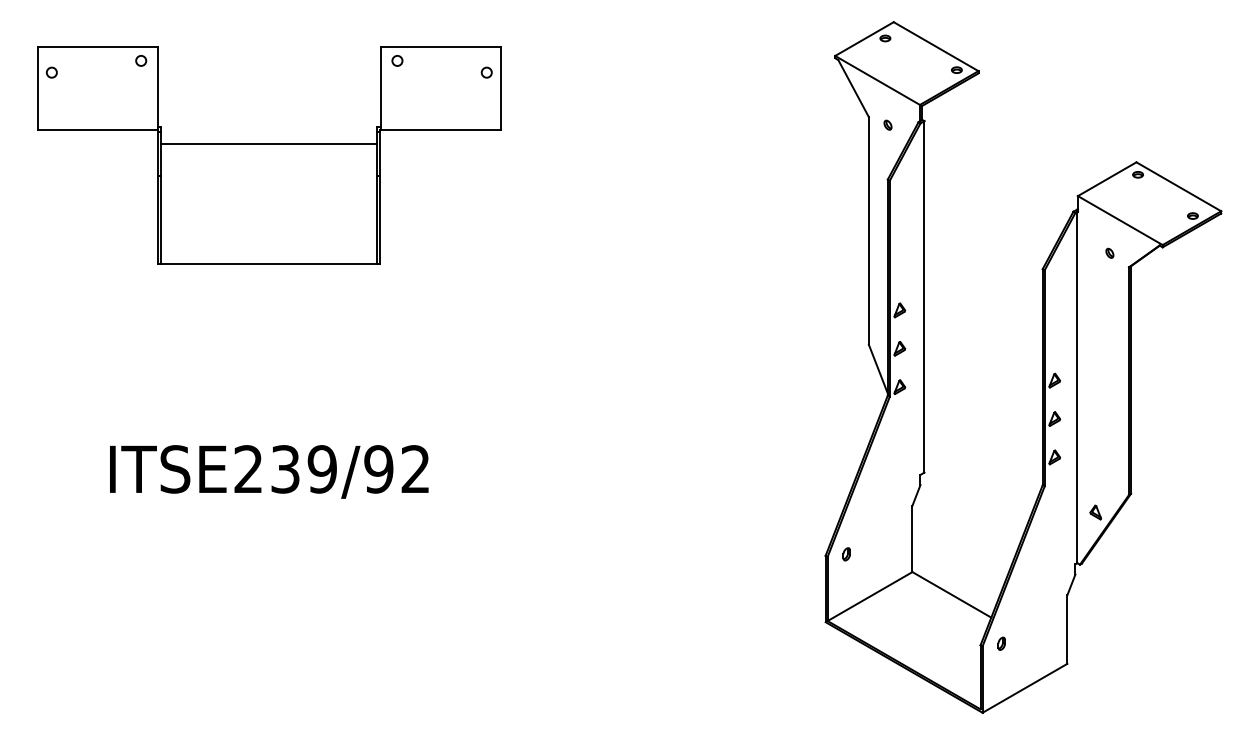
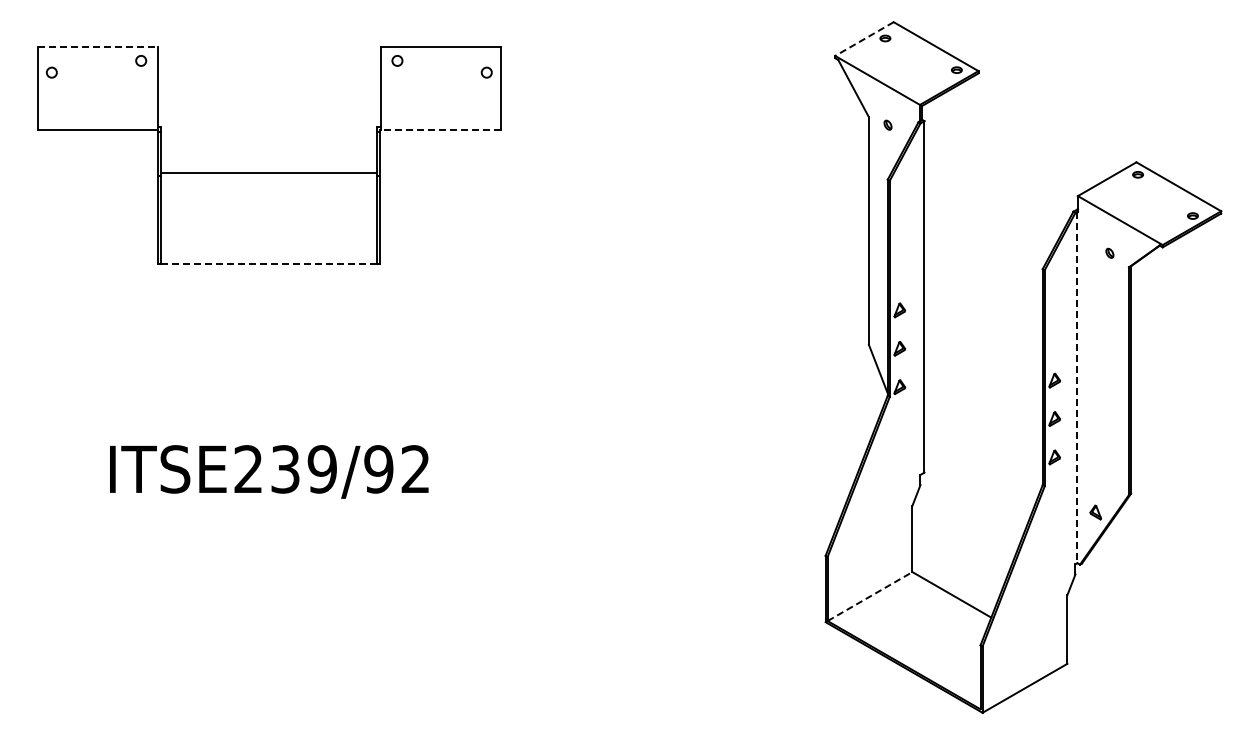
line: solid -> dashed (864, 39)
line: solid -> dashed (97, 46)
line: solid -> dashed (440, 129)
line position: (269, 143) -> (269, 172) (269, 172)
line: solid -> dashed (269, 263)
line: solid -> dashed (1077, 387)
part: present -> none (846, 554)
line: solid -> dashed (870, 596)
part: present -> none (1001, 643)
